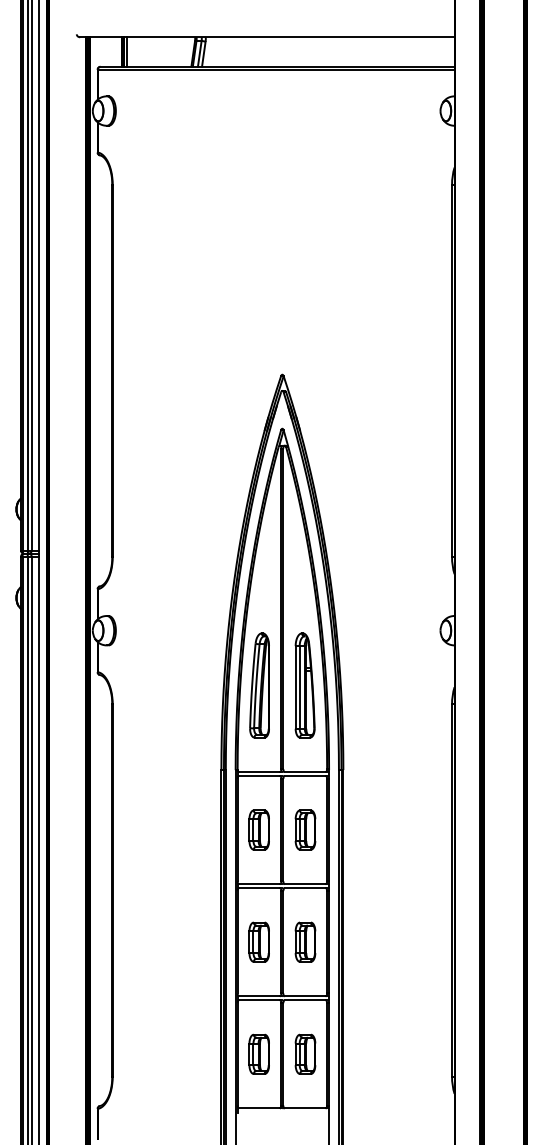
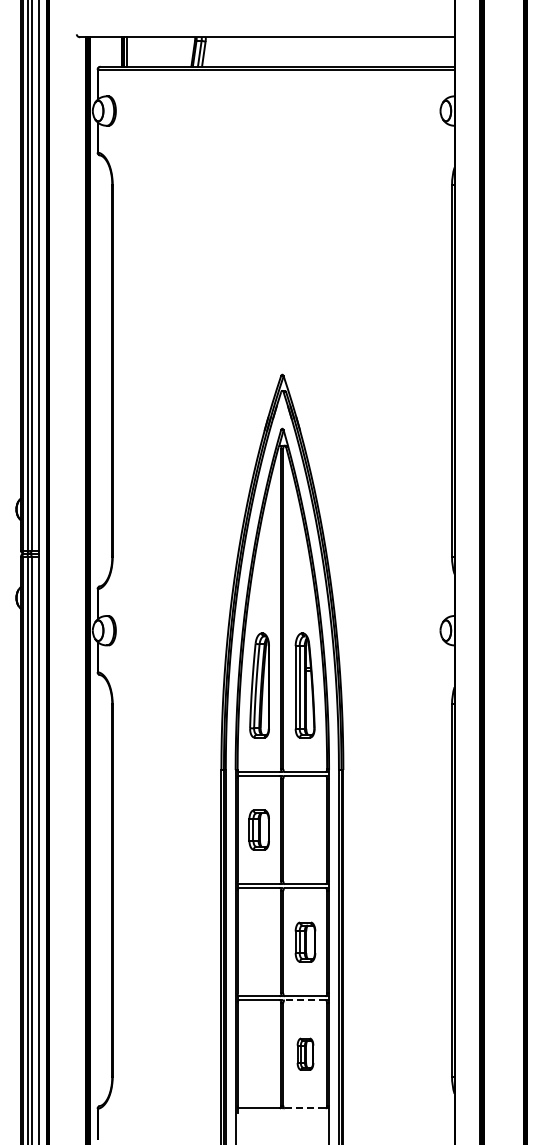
part: present -> none (305, 829)
part: present -> none (258, 941)
line: solid -> dashed (304, 1000)
part: present -> none (258, 1053)
part size: 23x42 px -> 19x34 px (305, 1053)
line: solid -> dashed (305, 1108)
